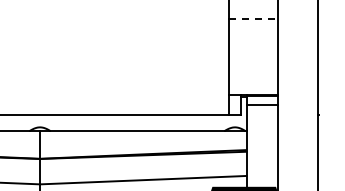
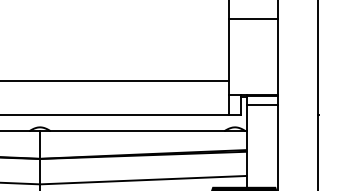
line: dashed -> solid (254, 19)
line: none -> present (115, 81)
